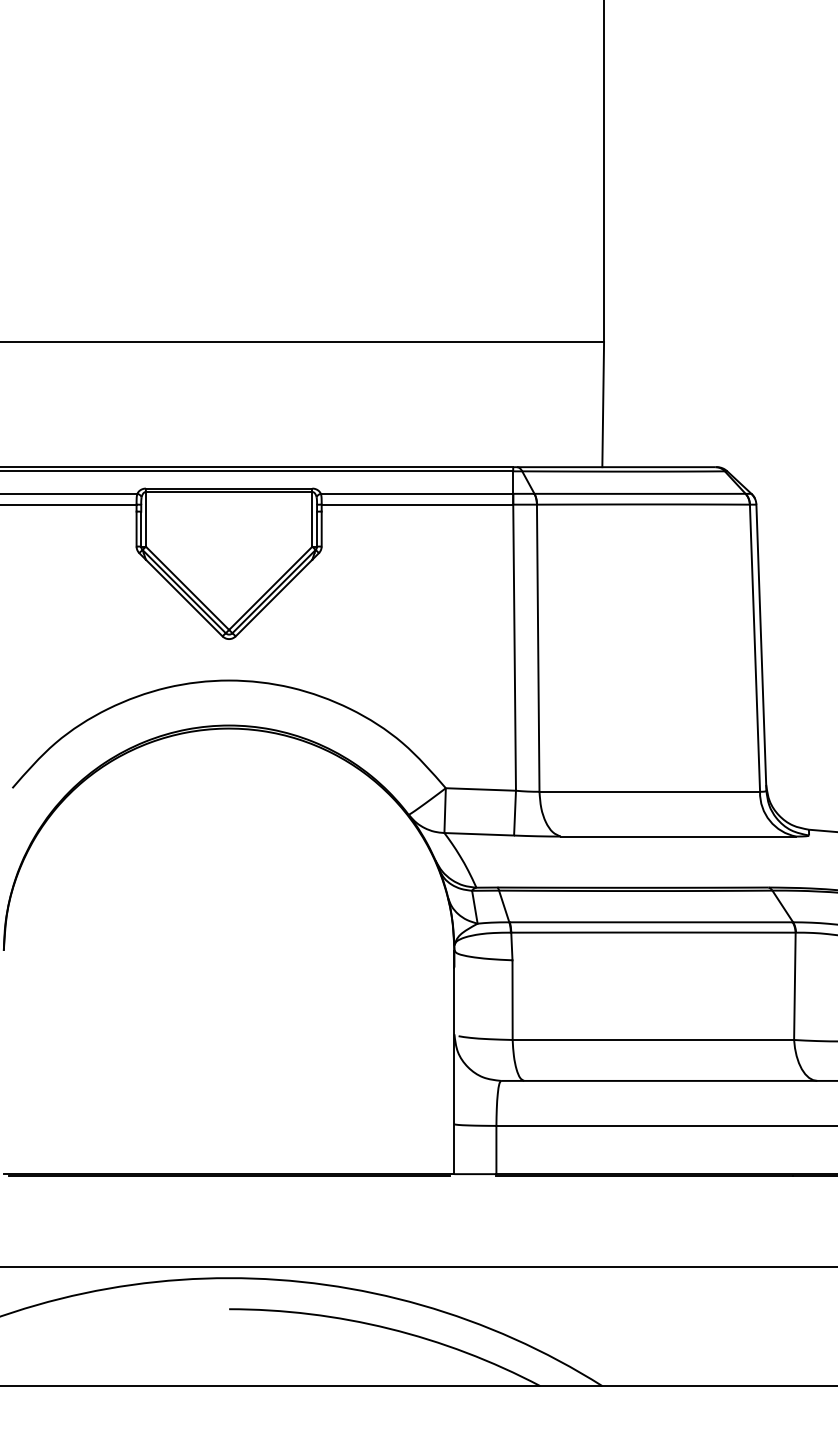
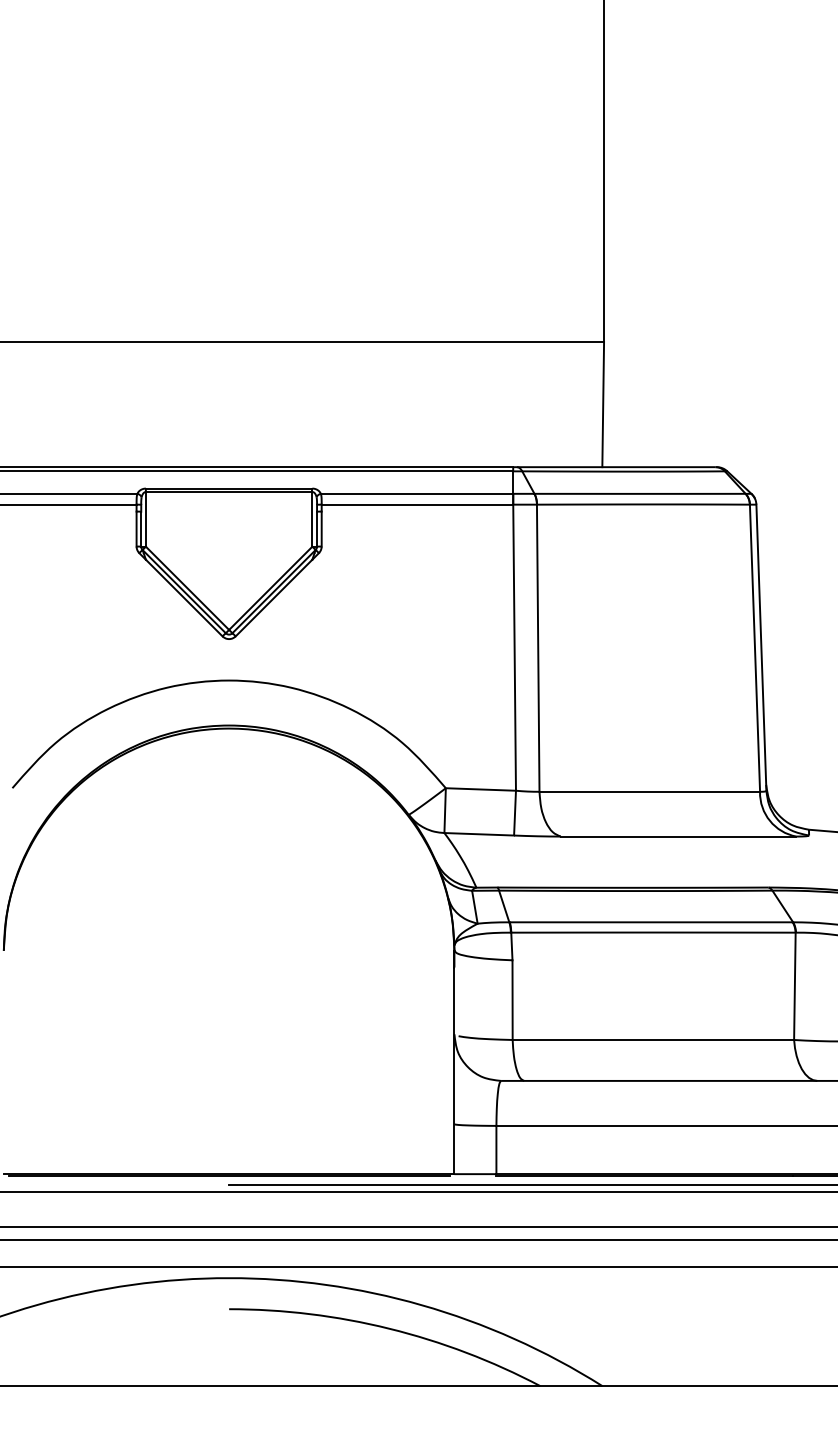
line: none -> present (531, 1185)
line: none -> present (418, 1191)
line: none -> present (418, 1227)
line: none -> present (418, 1239)
